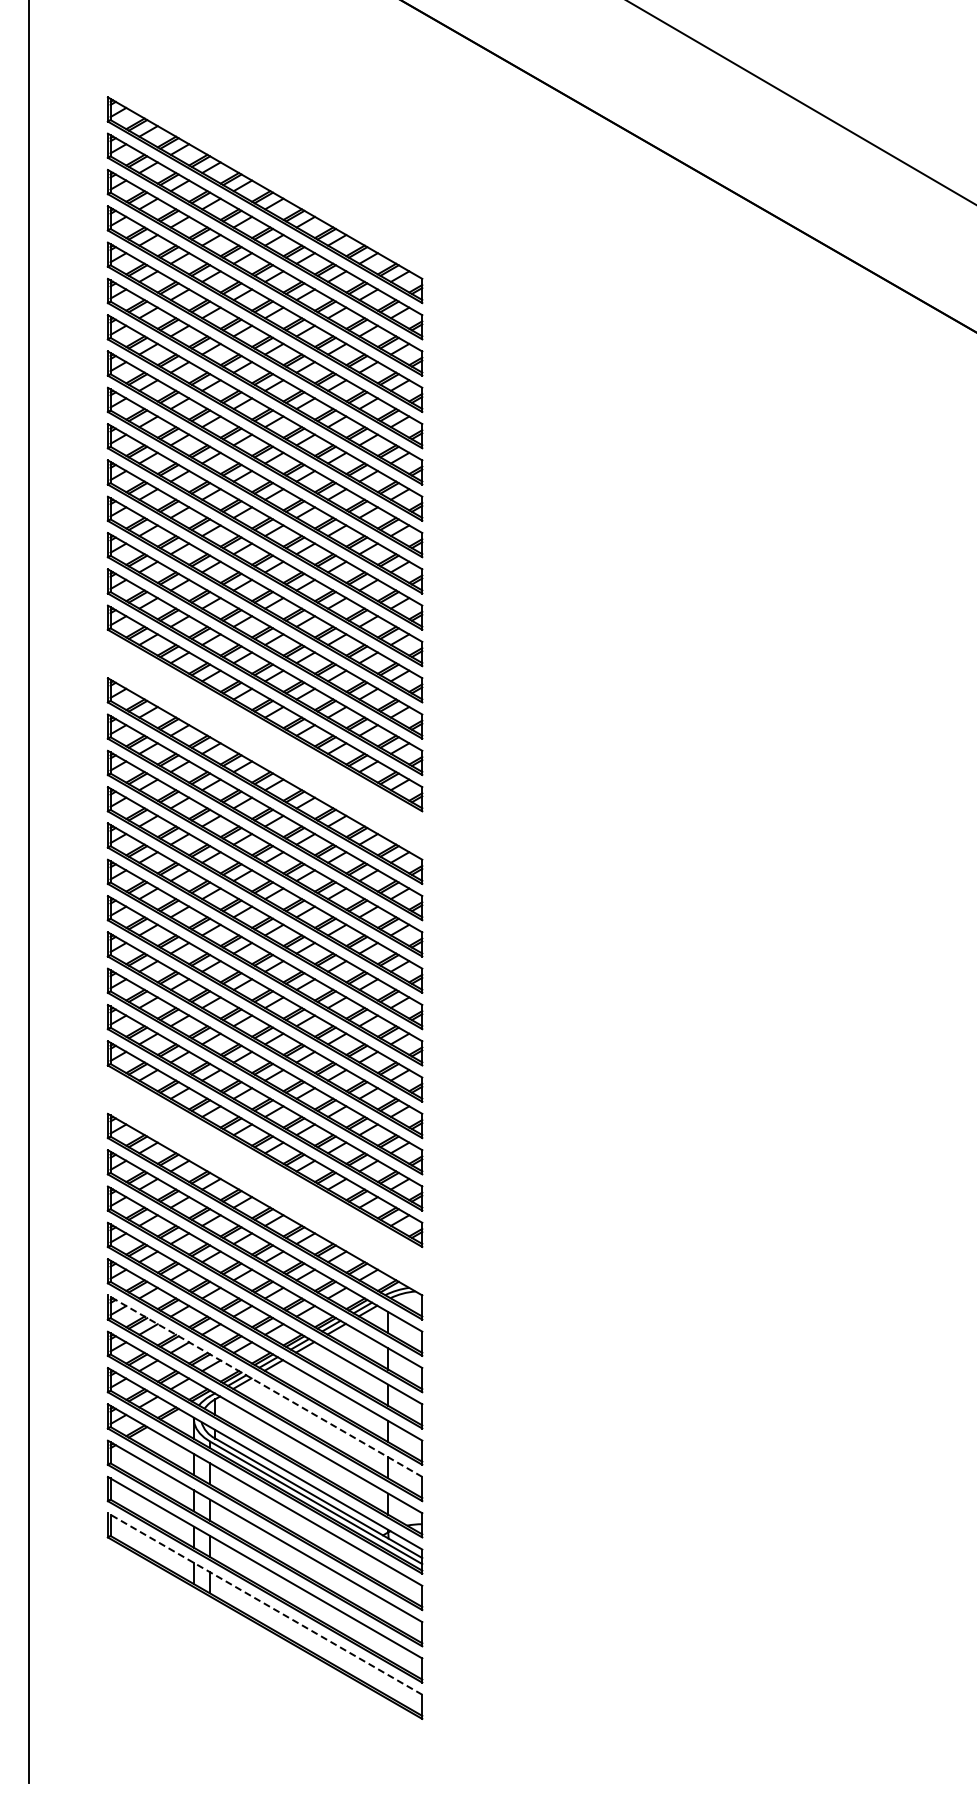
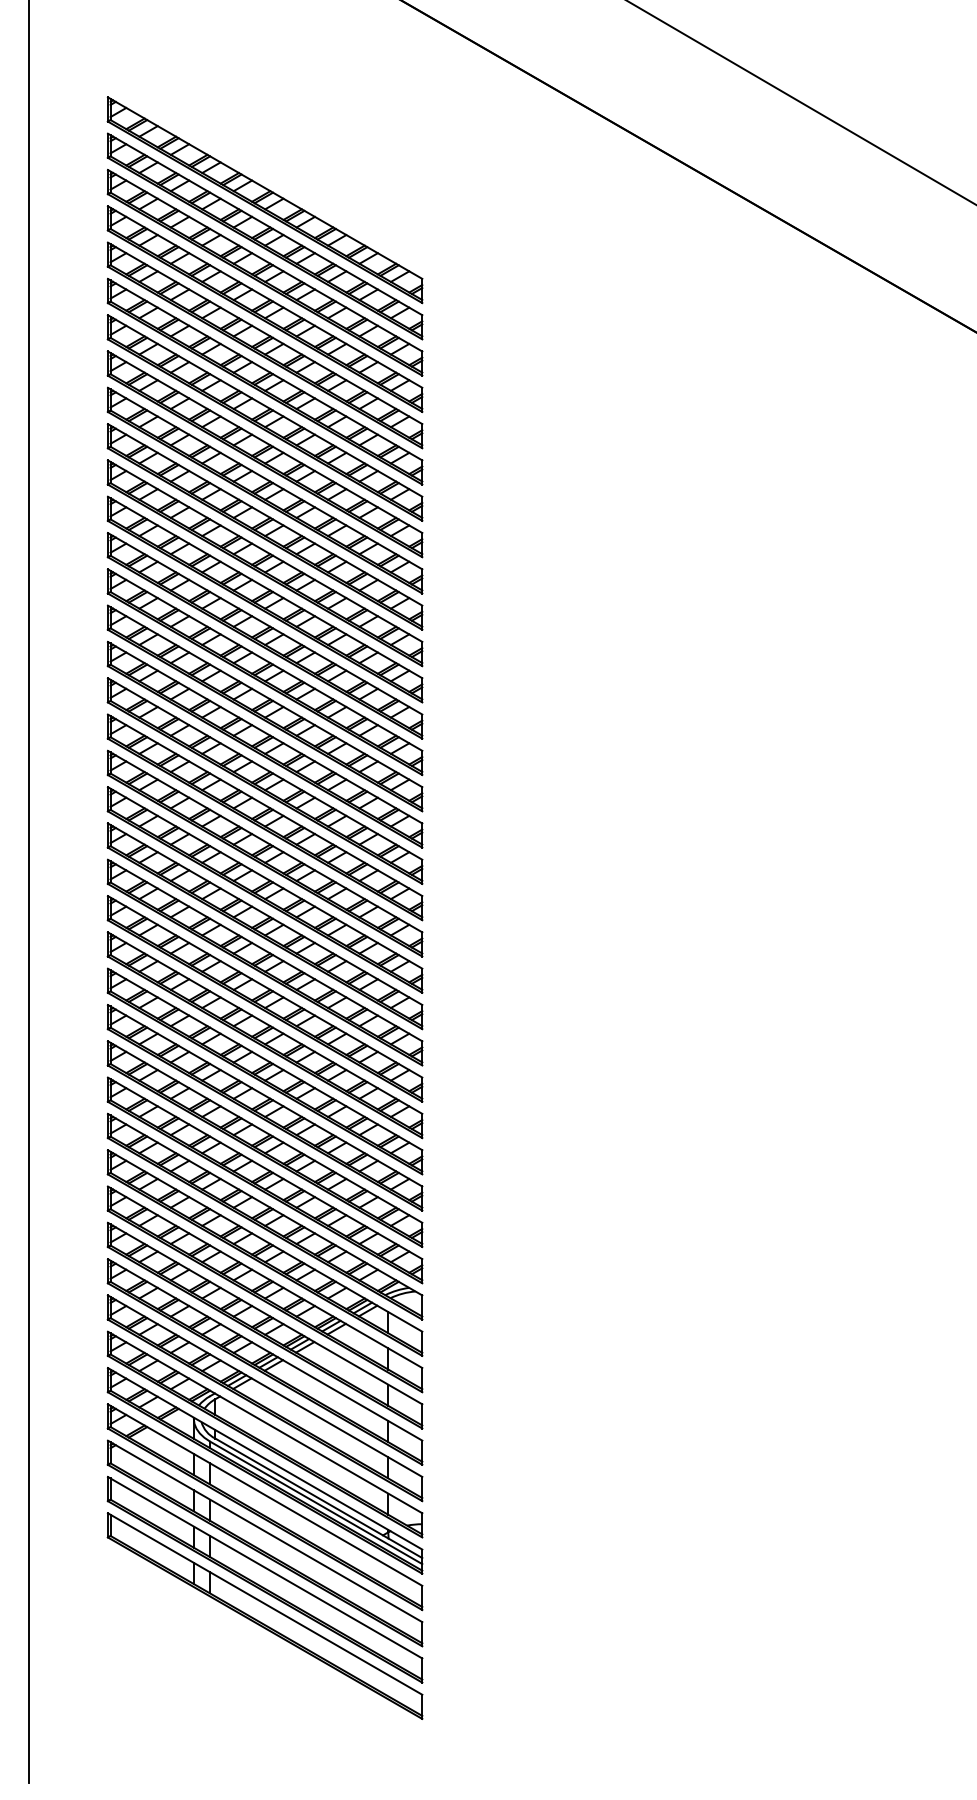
part: none -> present (264, 744)
part: none -> present (264, 1180)
line: dashed -> solid (265, 1386)
line: dashed -> solid (265, 1604)
